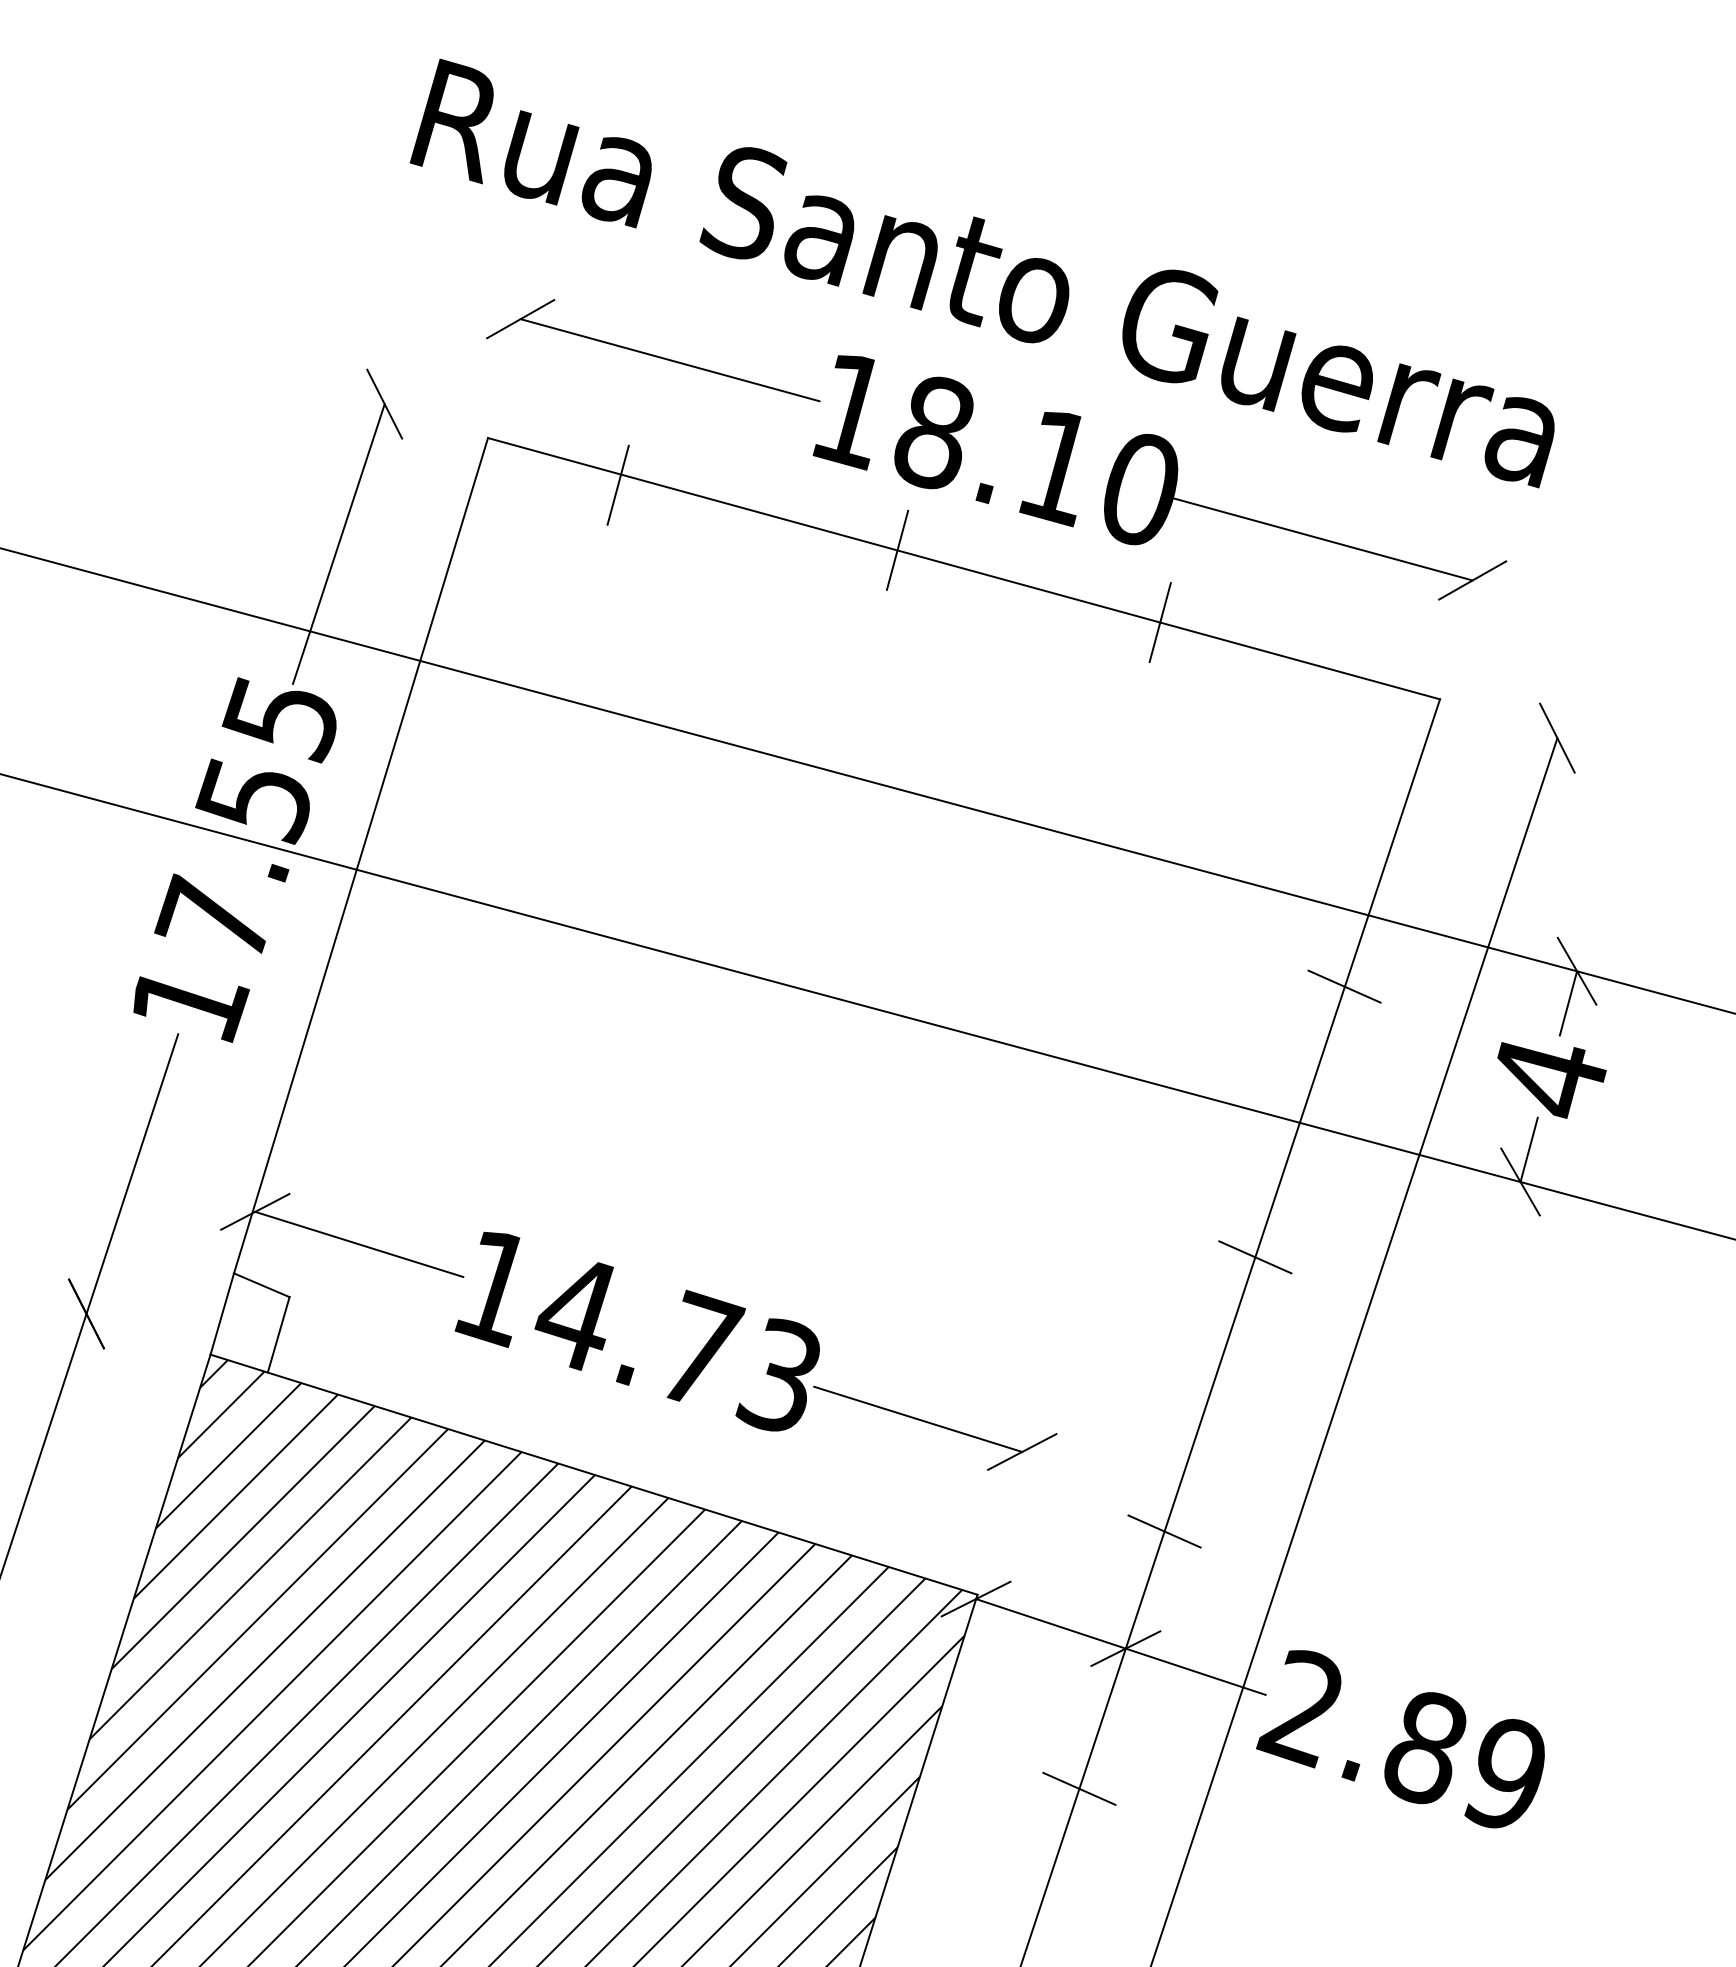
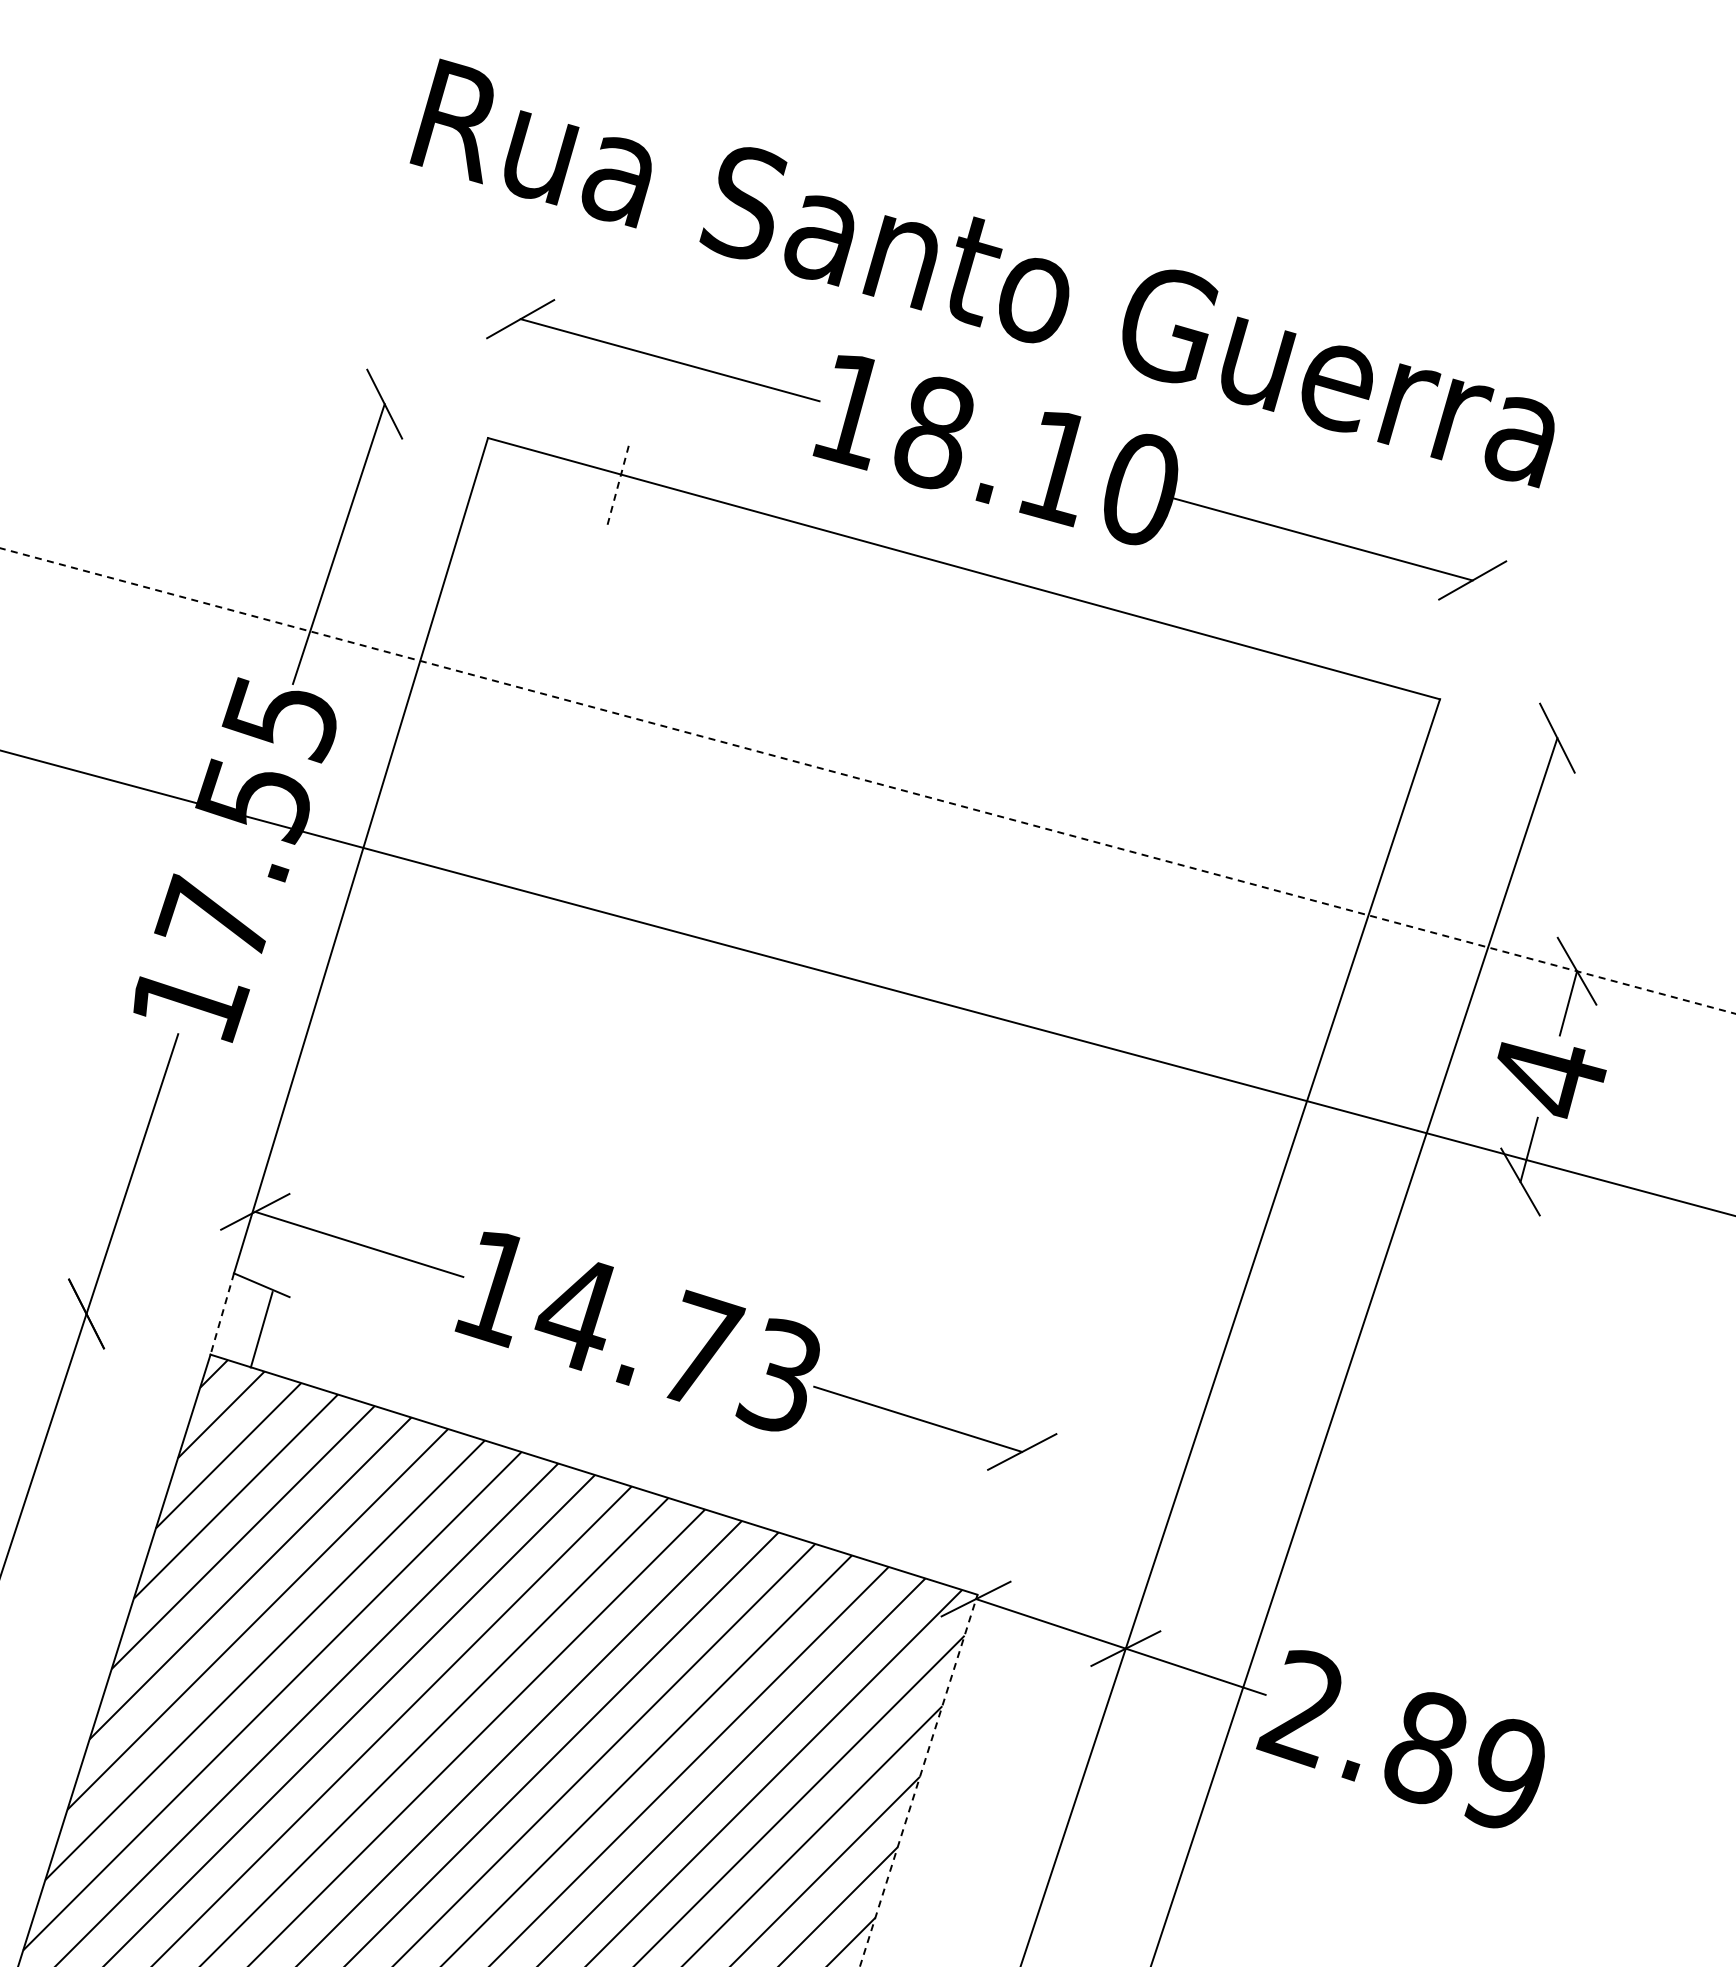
line: solid -> dashed (618, 485)
line: present -> none (897, 549)
line: present -> none (1159, 622)
line: solid -> dashed (868, 781)
line: present -> none (1344, 986)
line position: (867, 1006) -> (867, 983) (867, 983)
line: present -> none (1255, 1257)
line: solid -> dashed (222, 1314)
line position: (278, 1334) -> (261, 1329) (261, 1329)
line: present -> none (1164, 1531)
line: solid -> dashed (918, 1780)
line: present -> none (1079, 1788)
